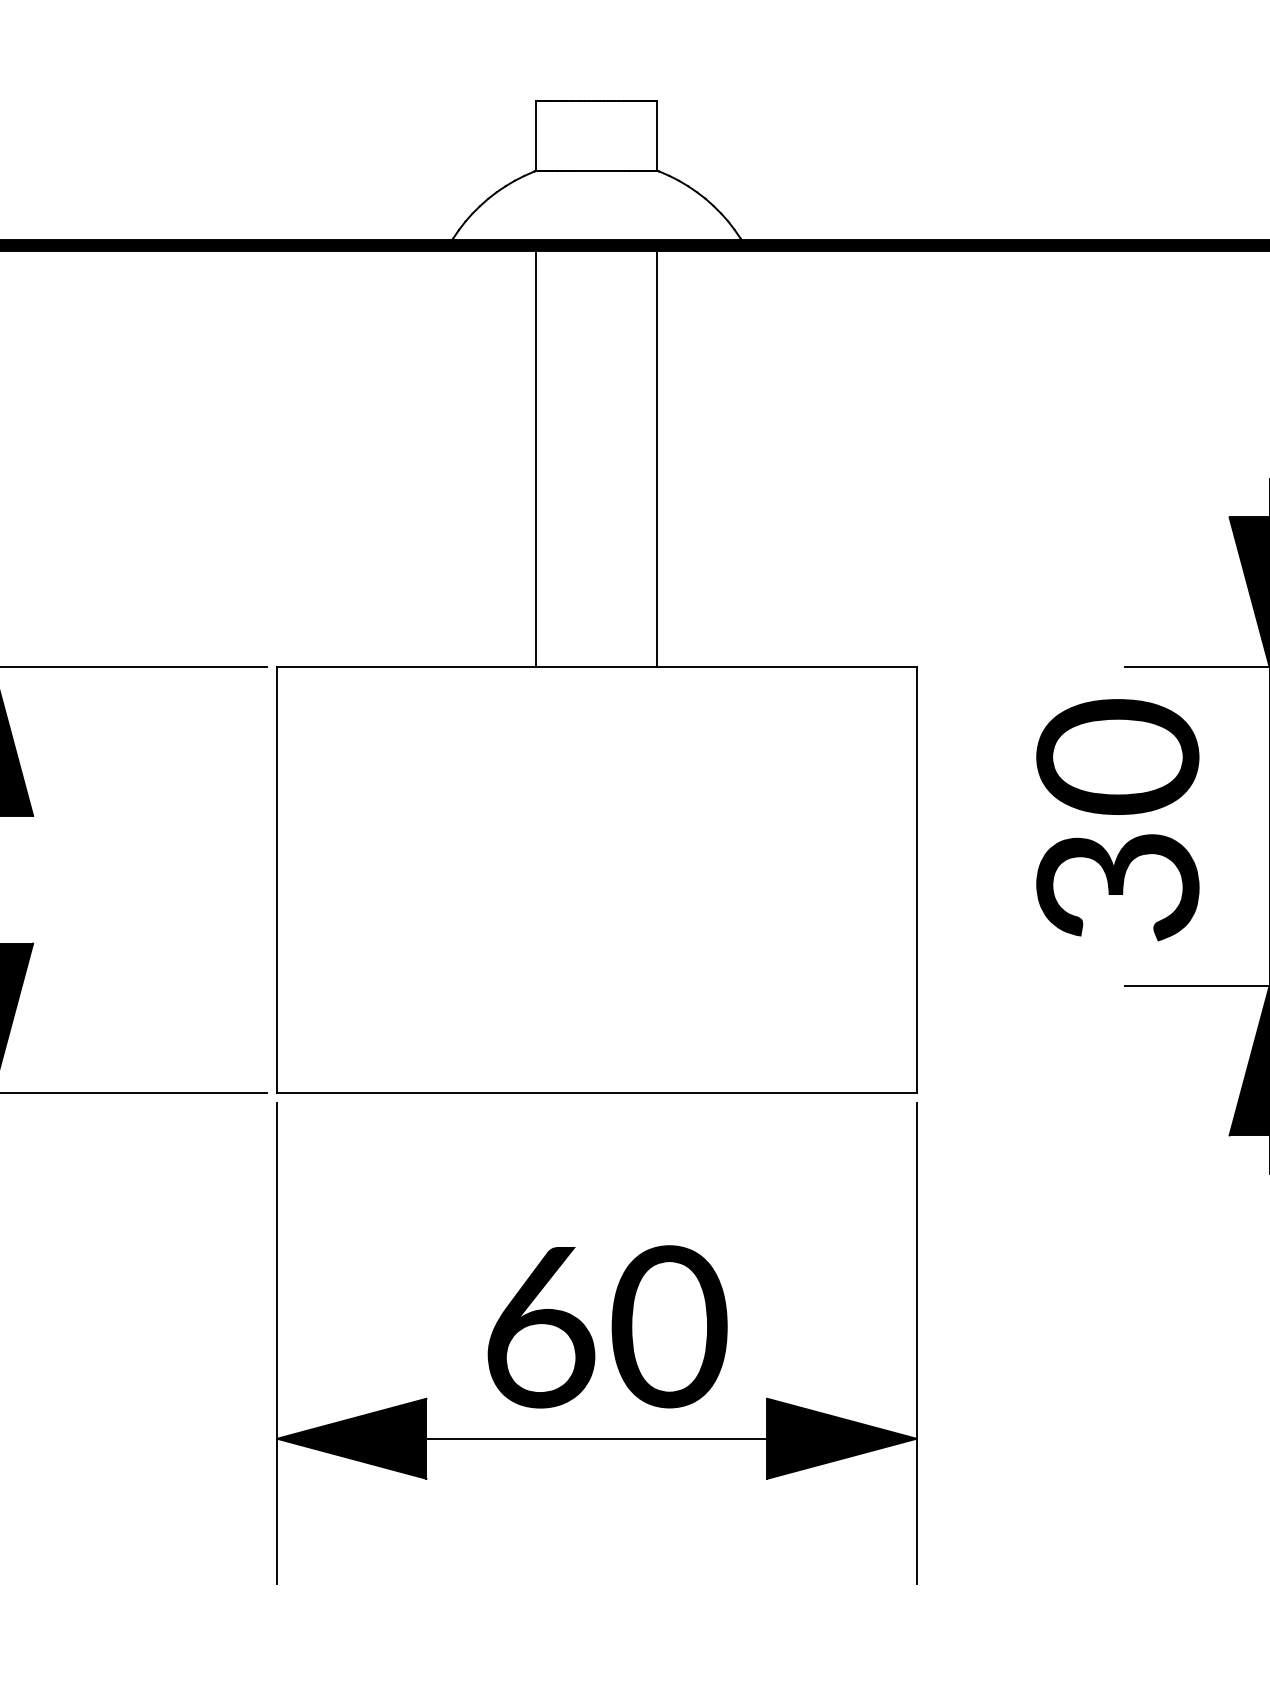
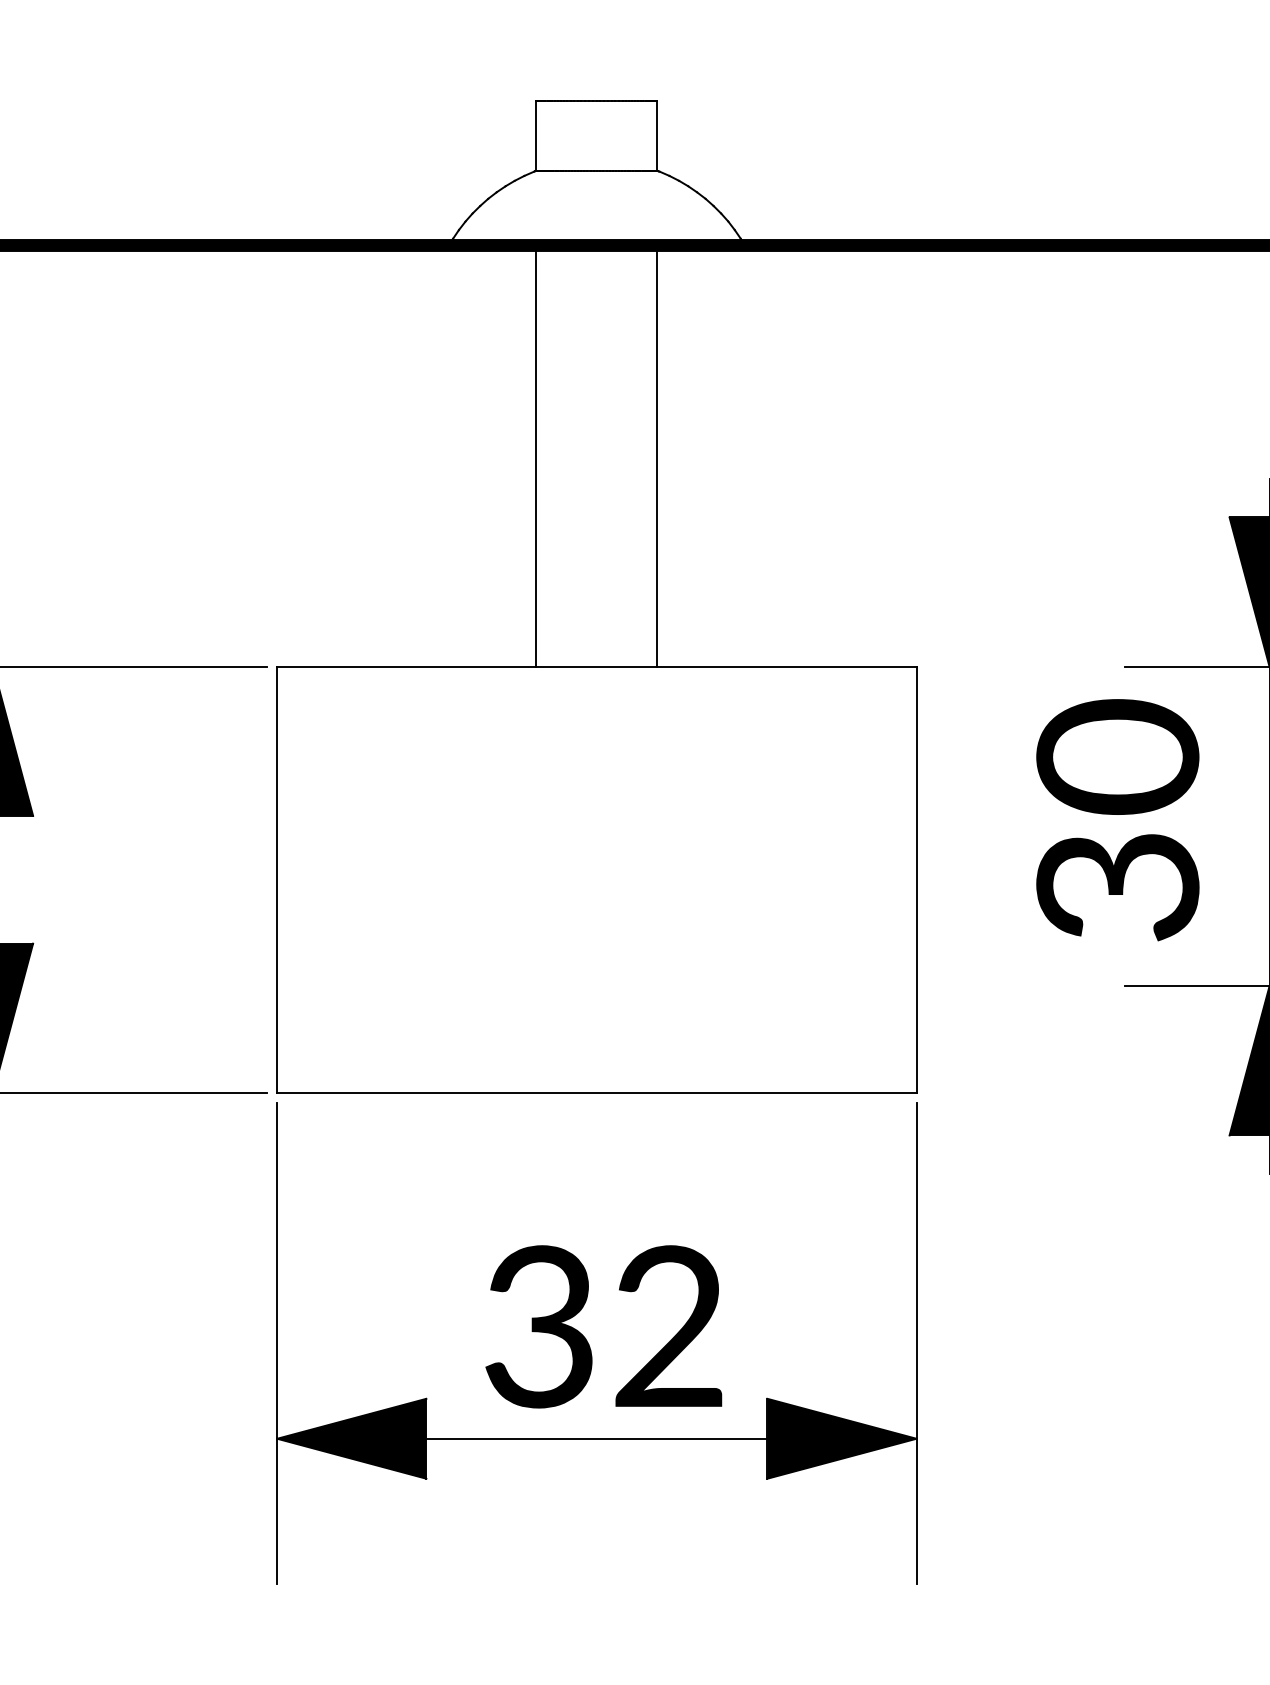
text: 60 -> 32 (606, 1326)
